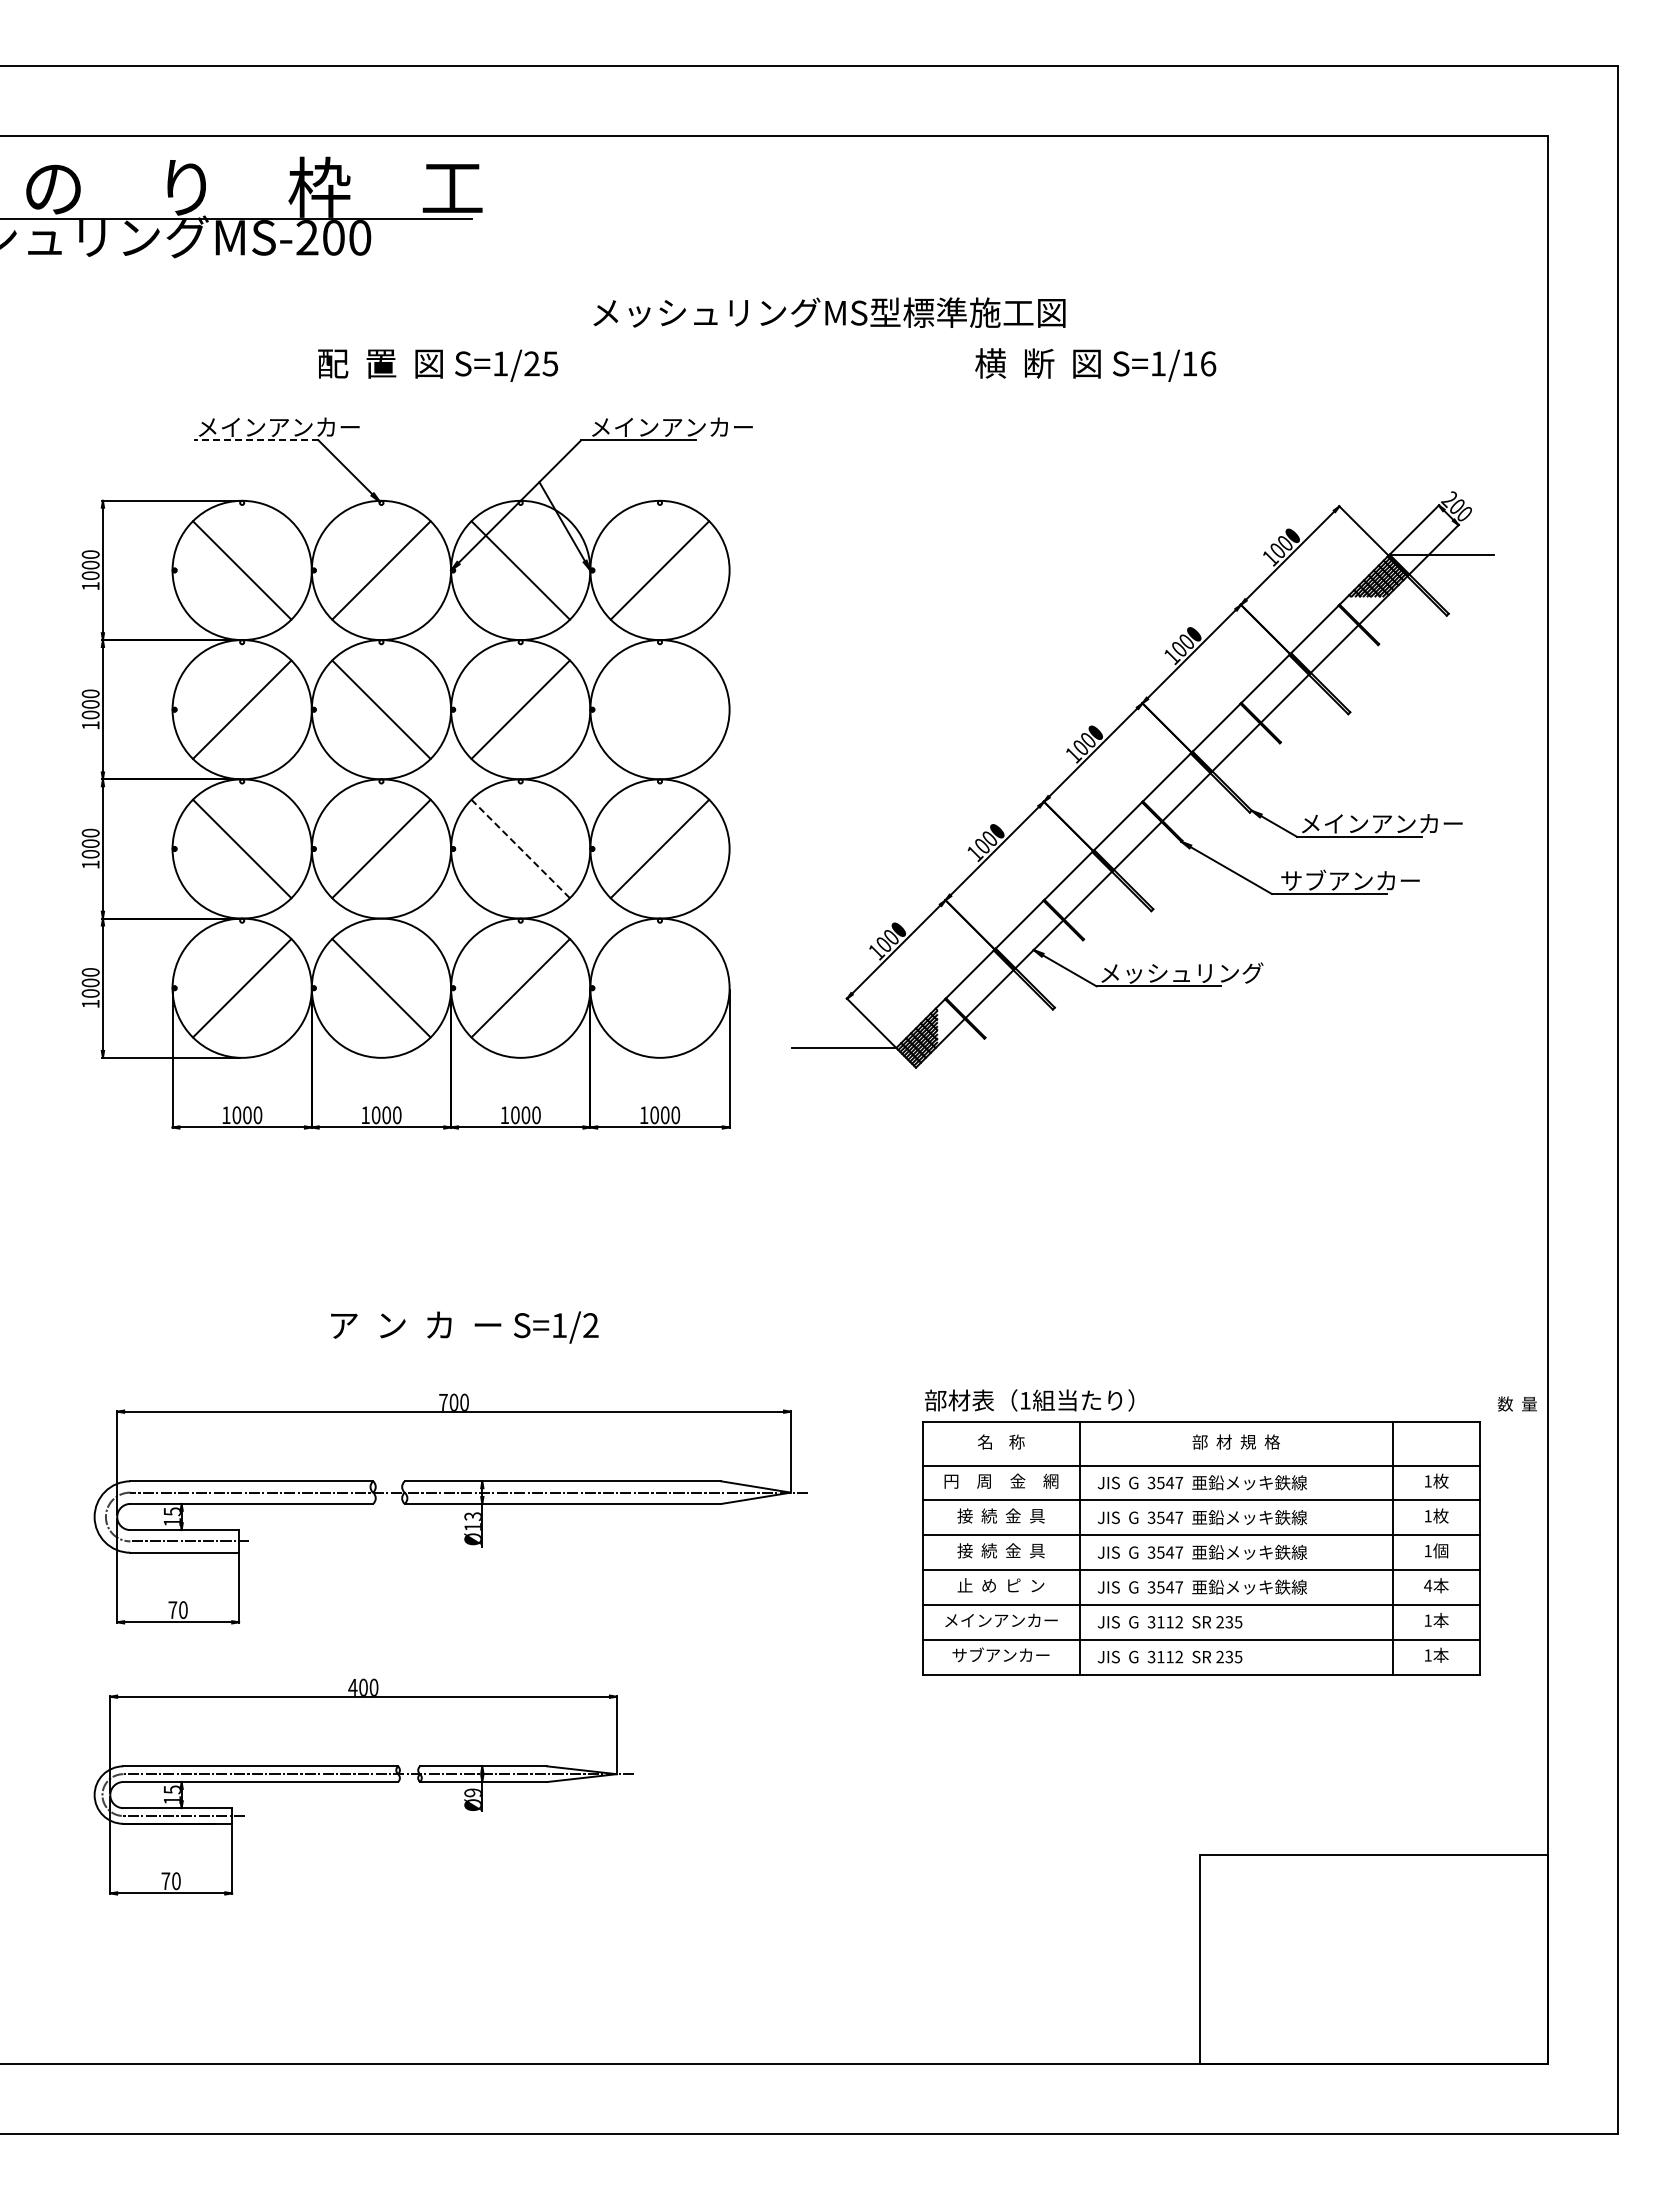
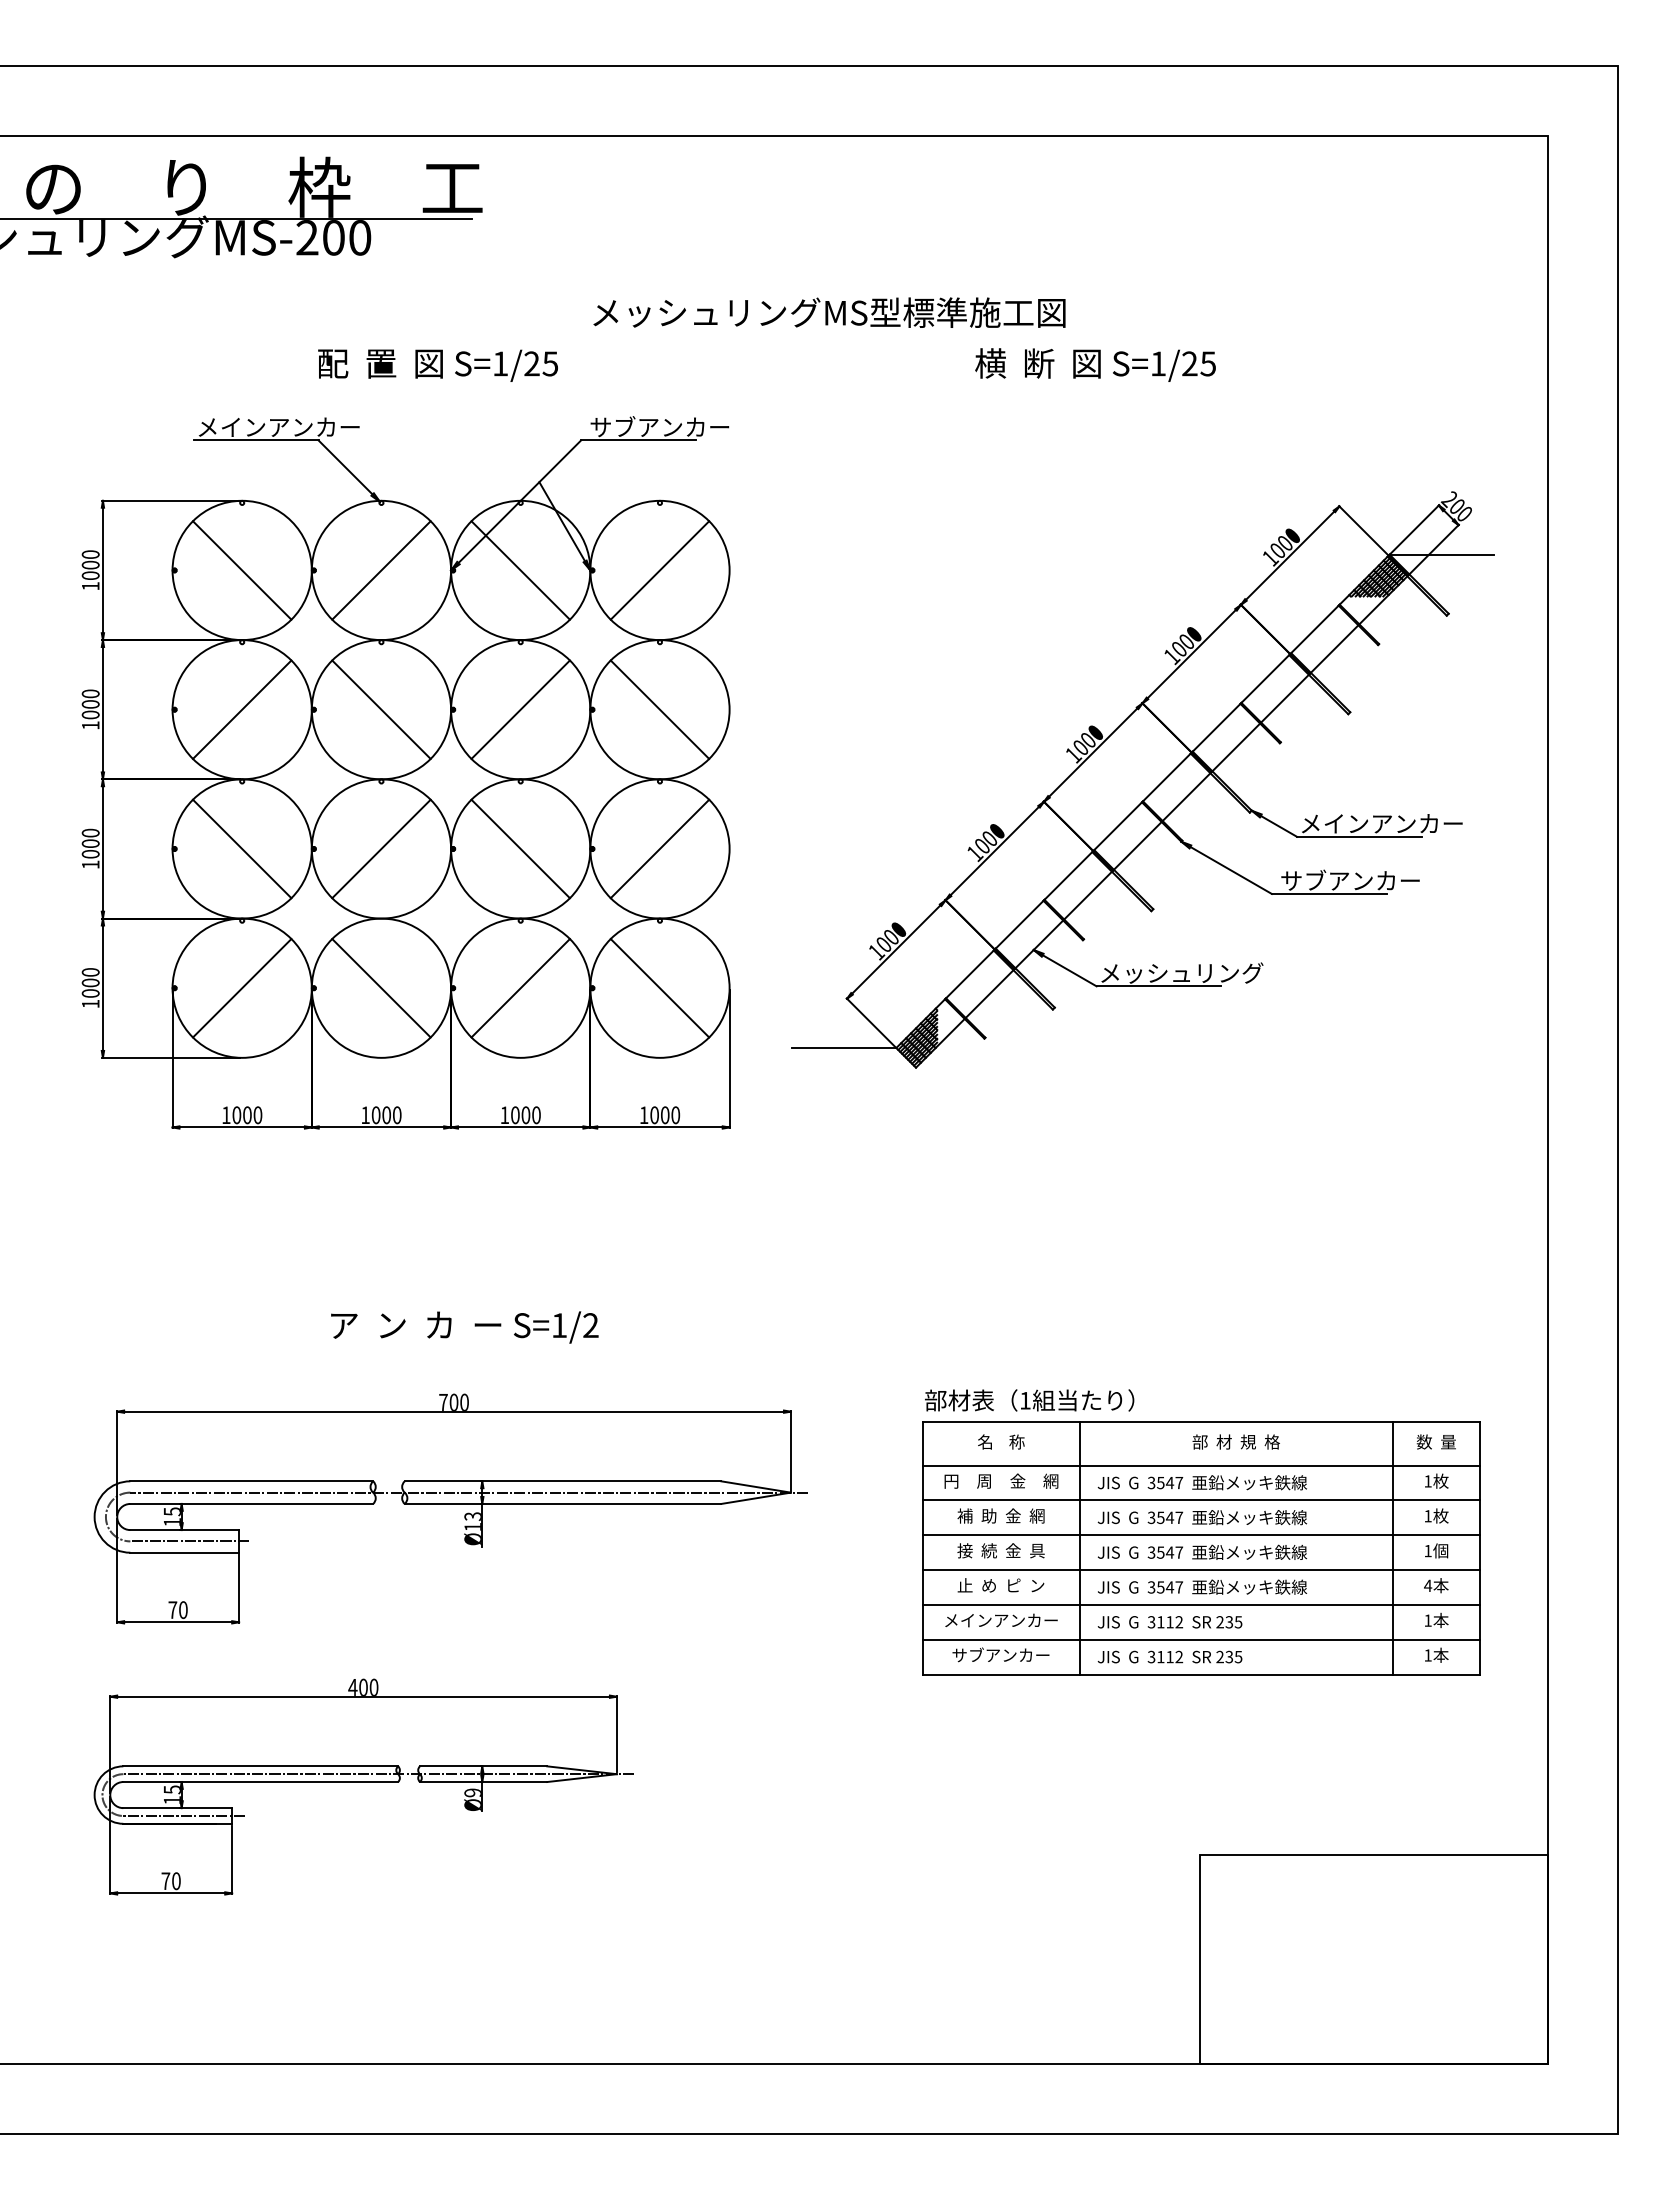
text: S=1/16 -> S=1/25 (1199, 363)
text: メインアンカー -> サブアンカー (671, 426)
line: dashed -> solid (255, 440)
line: none -> present (659, 709)
line: dashed -> solid (520, 848)
line: none -> present (659, 988)
text position: (1516, 1403) -> (1435, 1441) (1435, 1441)
text: 接  続  金  具 -> 補  助  金  網 (1000, 1515)
